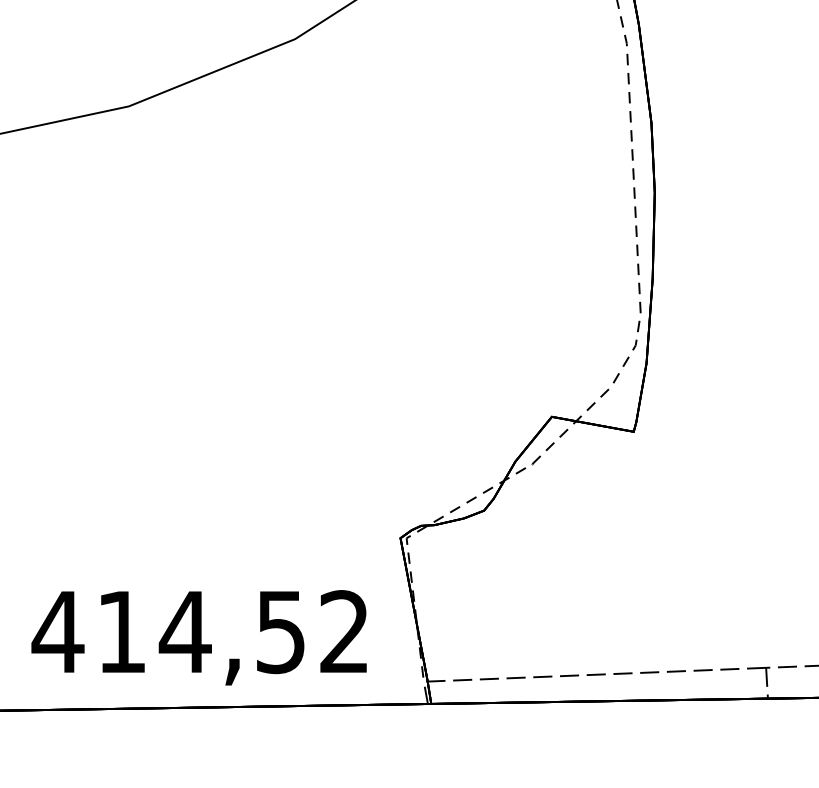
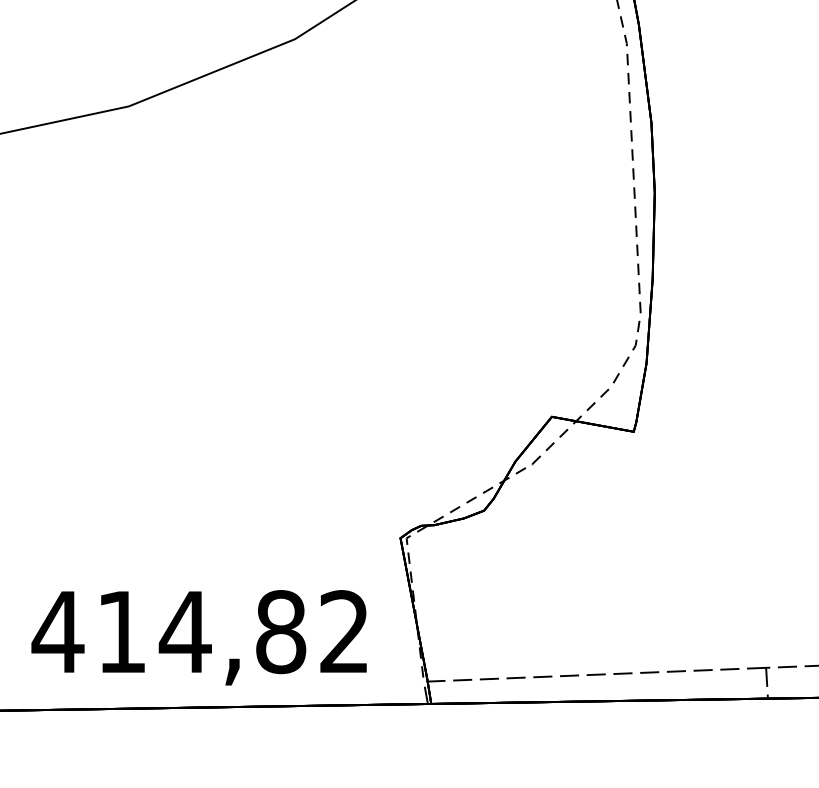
text: 414,52 -> 414,82 (281, 632)
